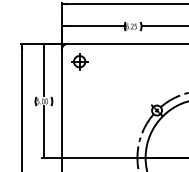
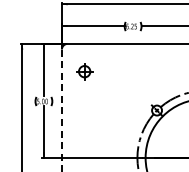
part position: (79, 61) -> (84, 71) (84, 71)
line: solid -> dashed (61, 110)
